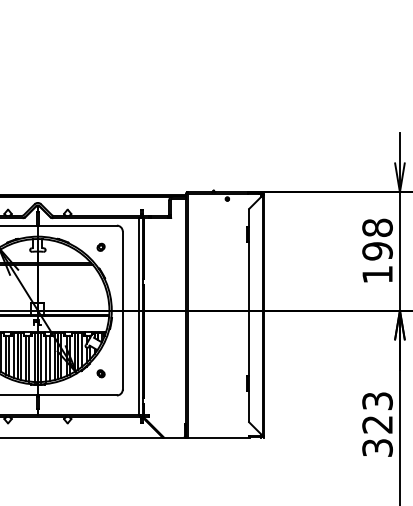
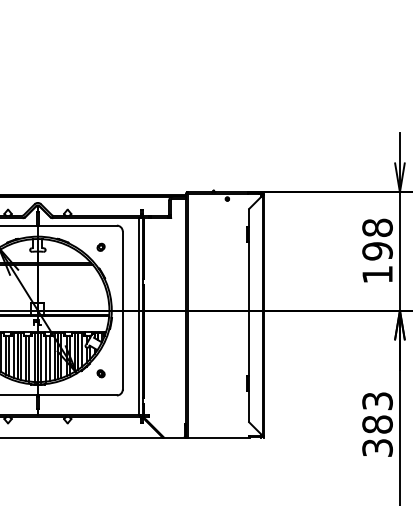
text: 323 -> 383 (377, 424)
